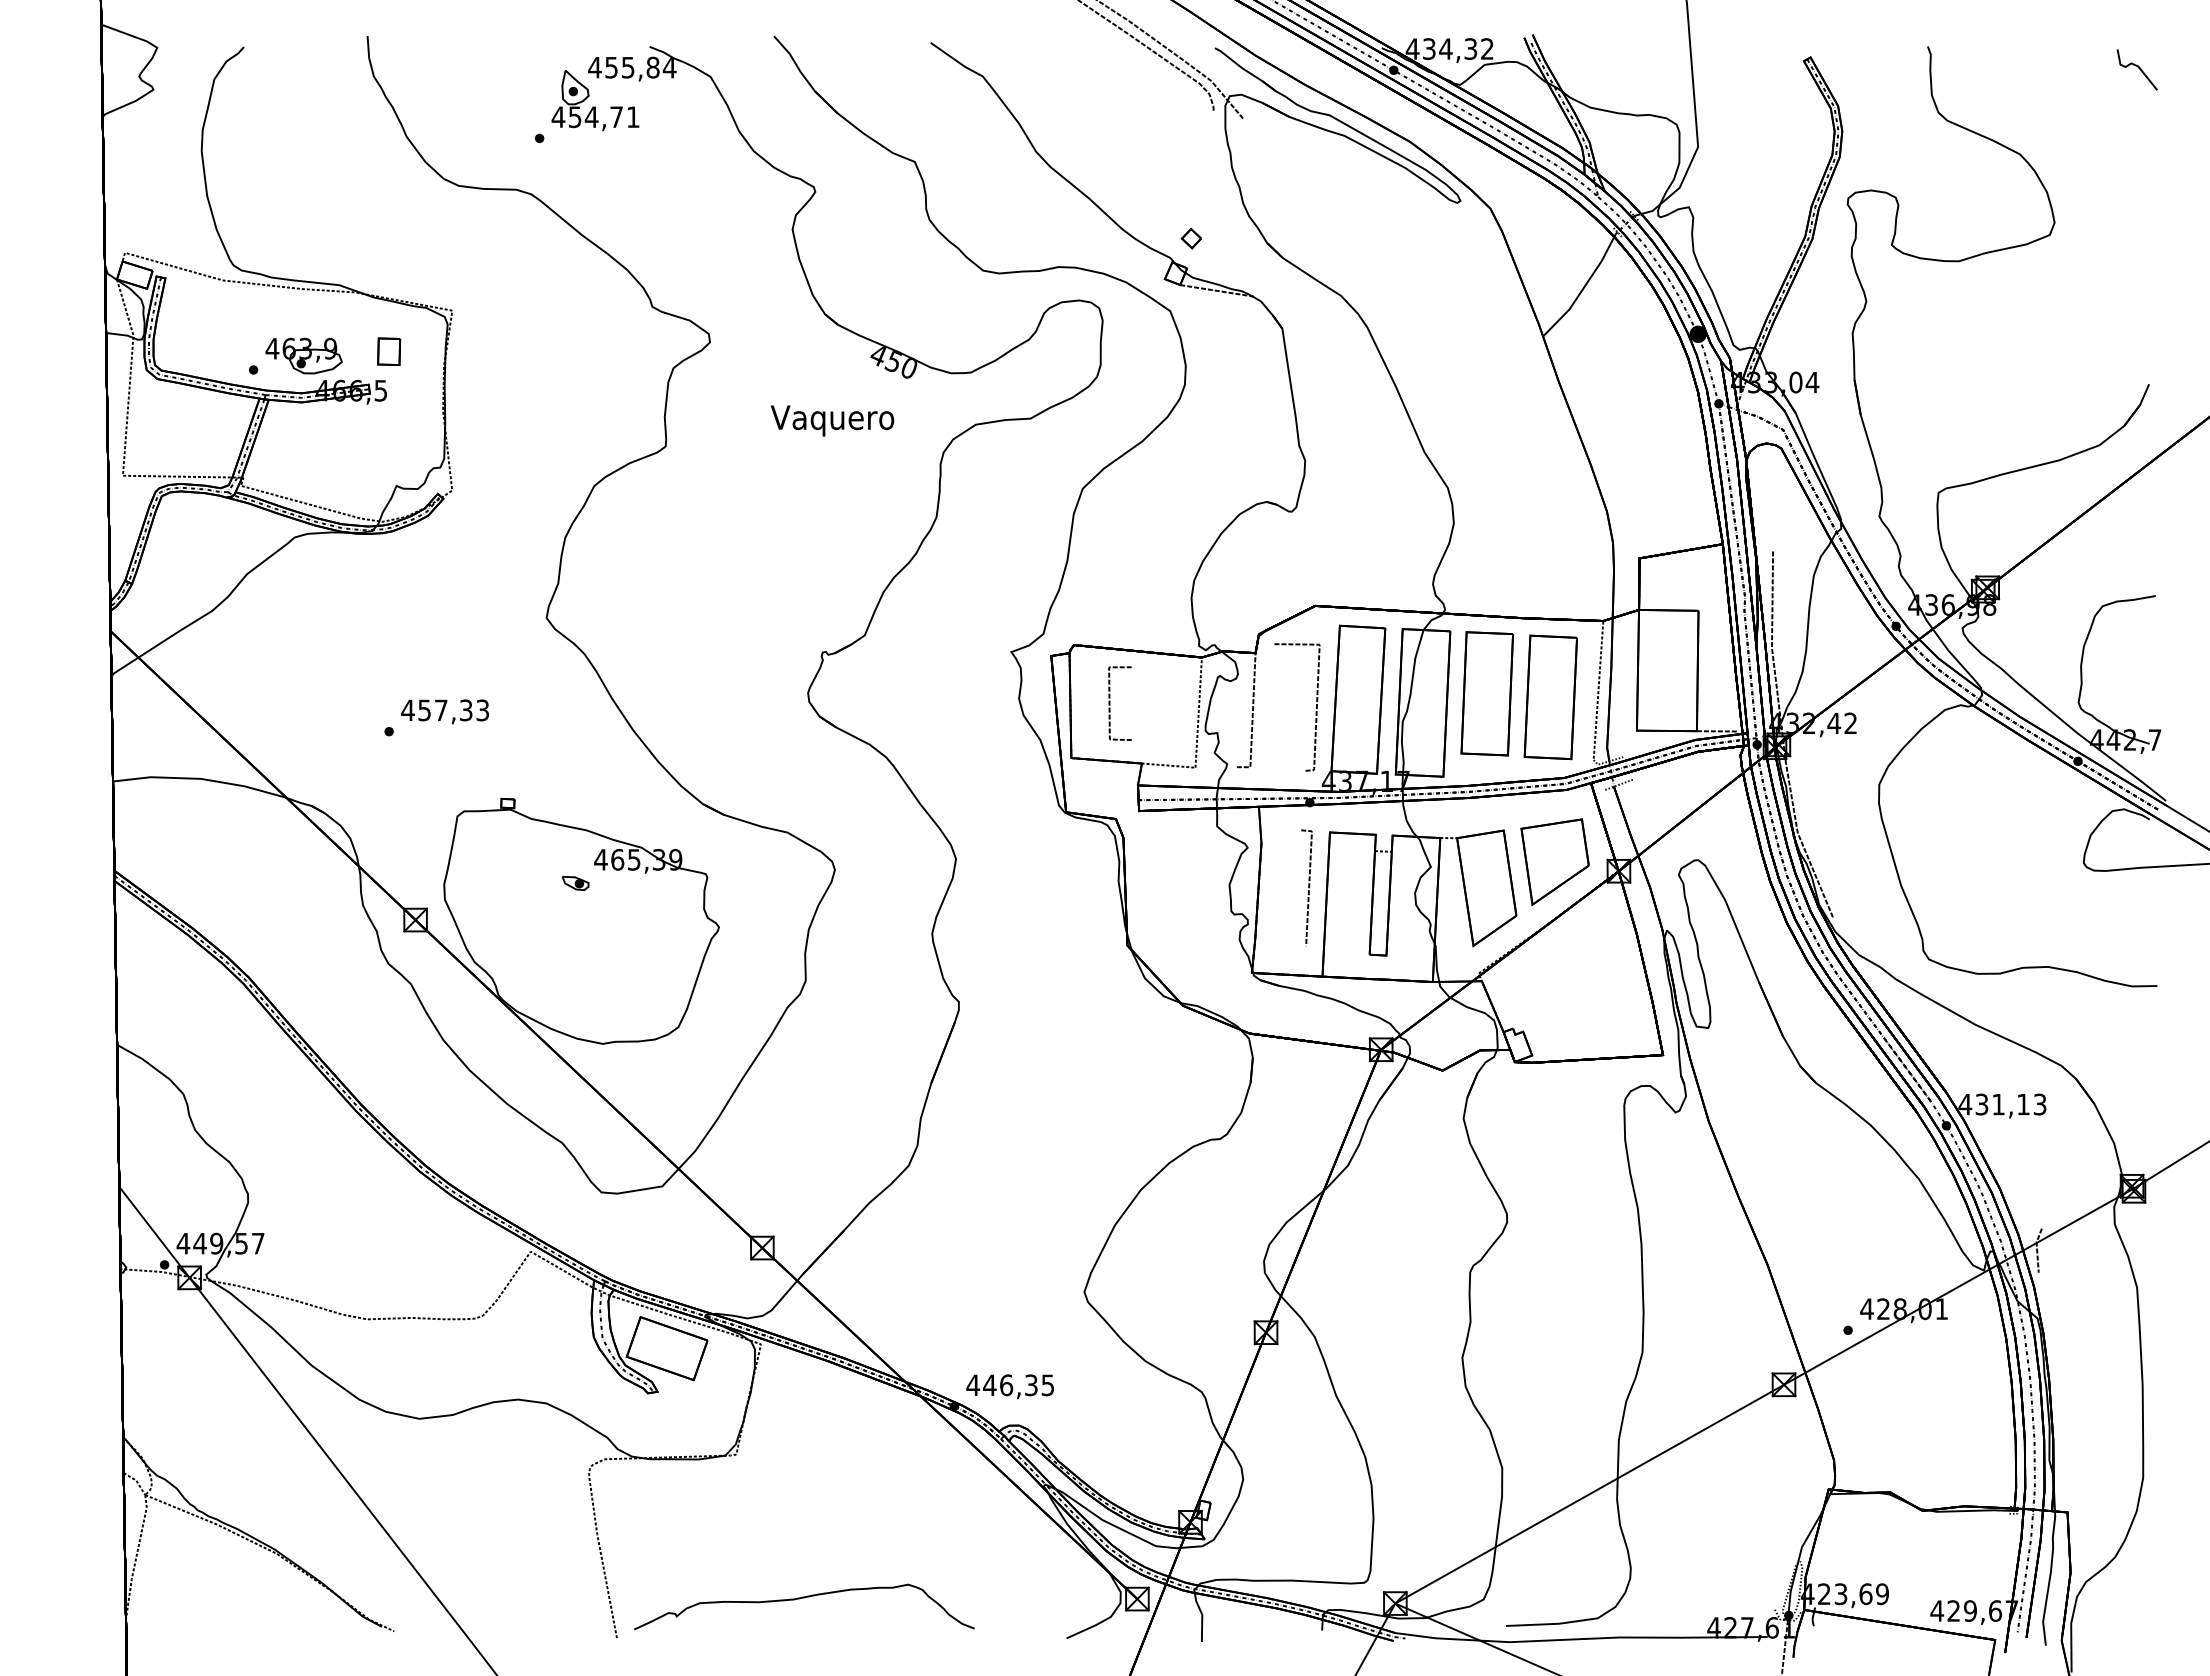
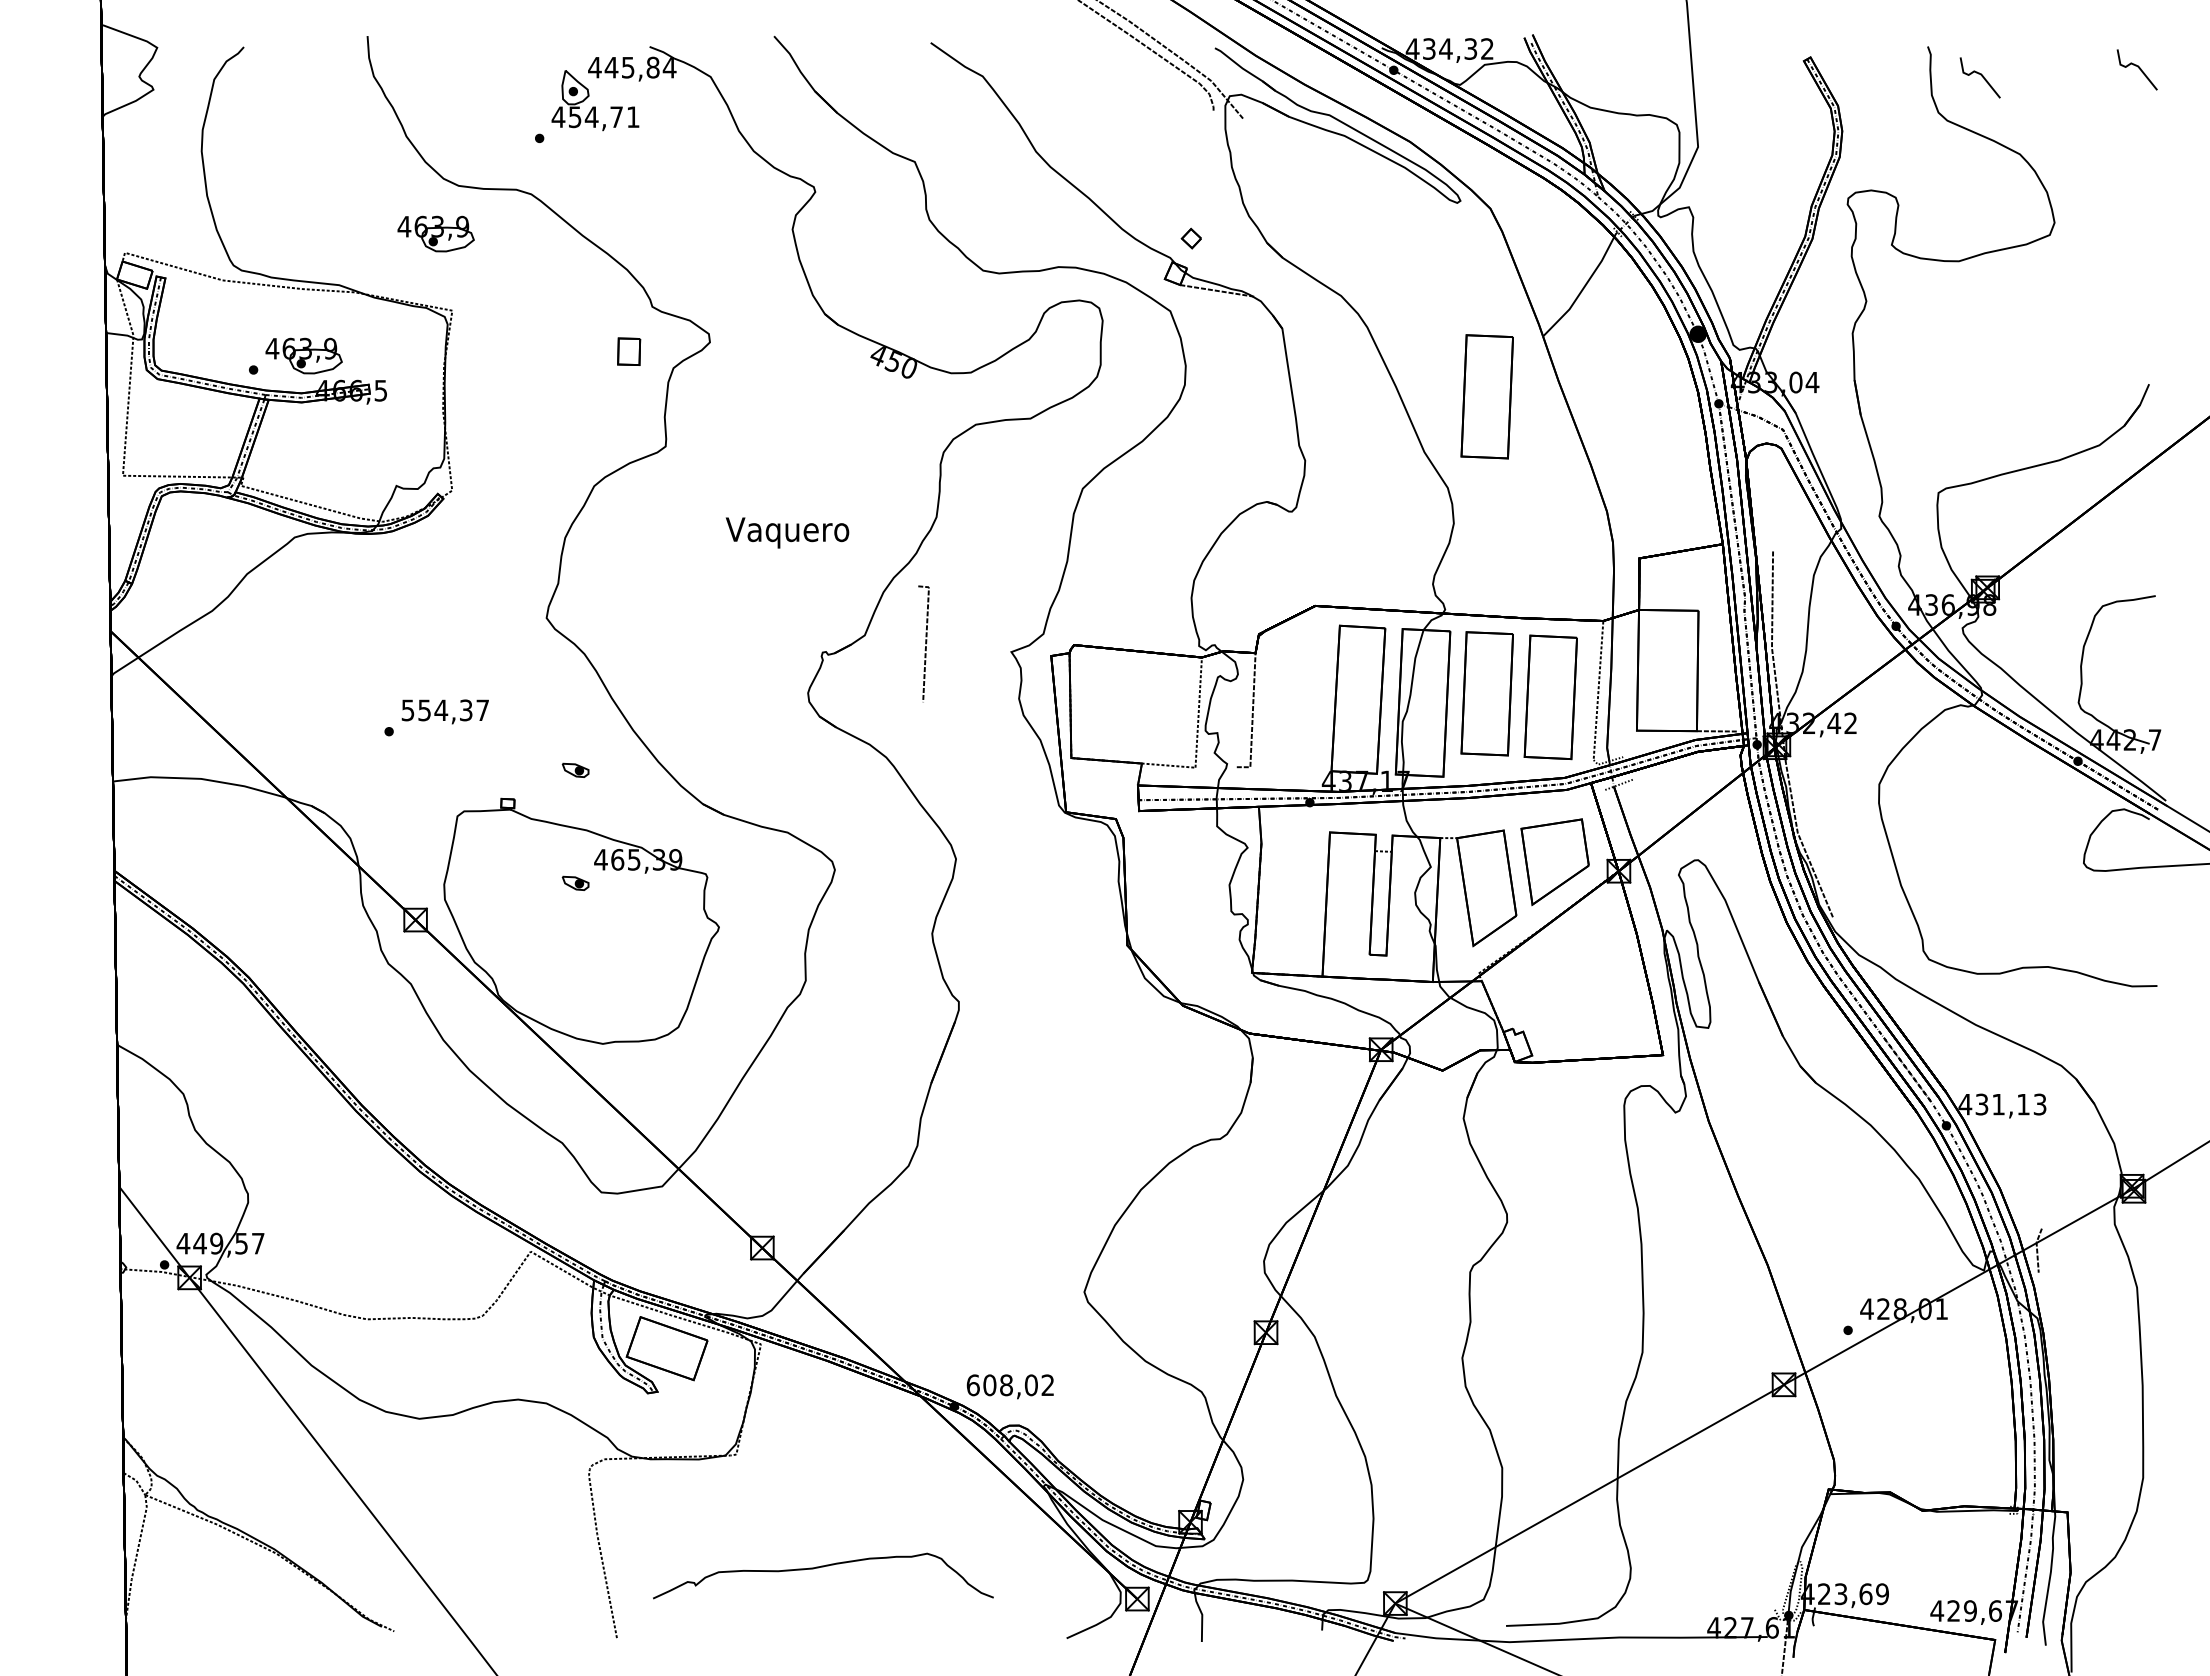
text: 455,84 -> 445,84 (611, 67)
curve: none -> present (1980, 75)
part: none -> present (435, 233)
part position: (389, 351) -> (629, 351) (629, 351)
part: none -> present (1486, 396)
text position: (832, 420) -> (787, 532) (787, 532)
line: present -> none (1110, 703)
text: 457,33 -> 554,37 (444, 710)
line: present -> none (1315, 711)
part: none -> present (575, 769)
line position: (1308, 887) -> (925, 643) (925, 643)
text: 446,35 -> 608,02 (1009, 1385)
curve position: (804, 1598) -> (823, 1567) (823, 1567)
